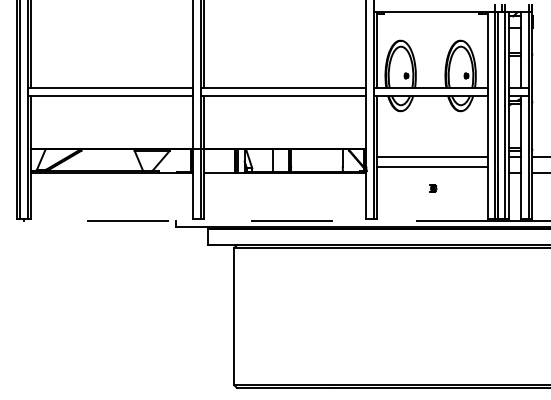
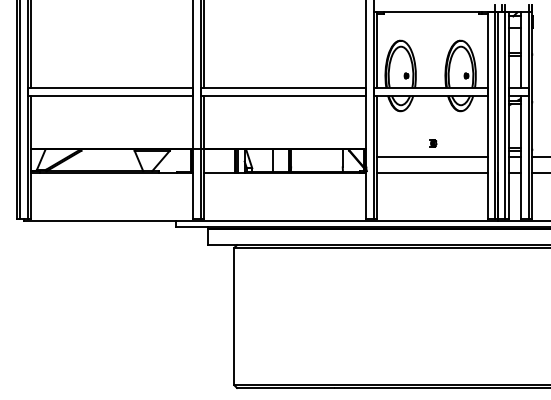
line position: (431, 167) -> (431, 173) (431, 173)
part position: (433, 188) -> (433, 143) (433, 143)
line: dashed -> solid (260, 220)
